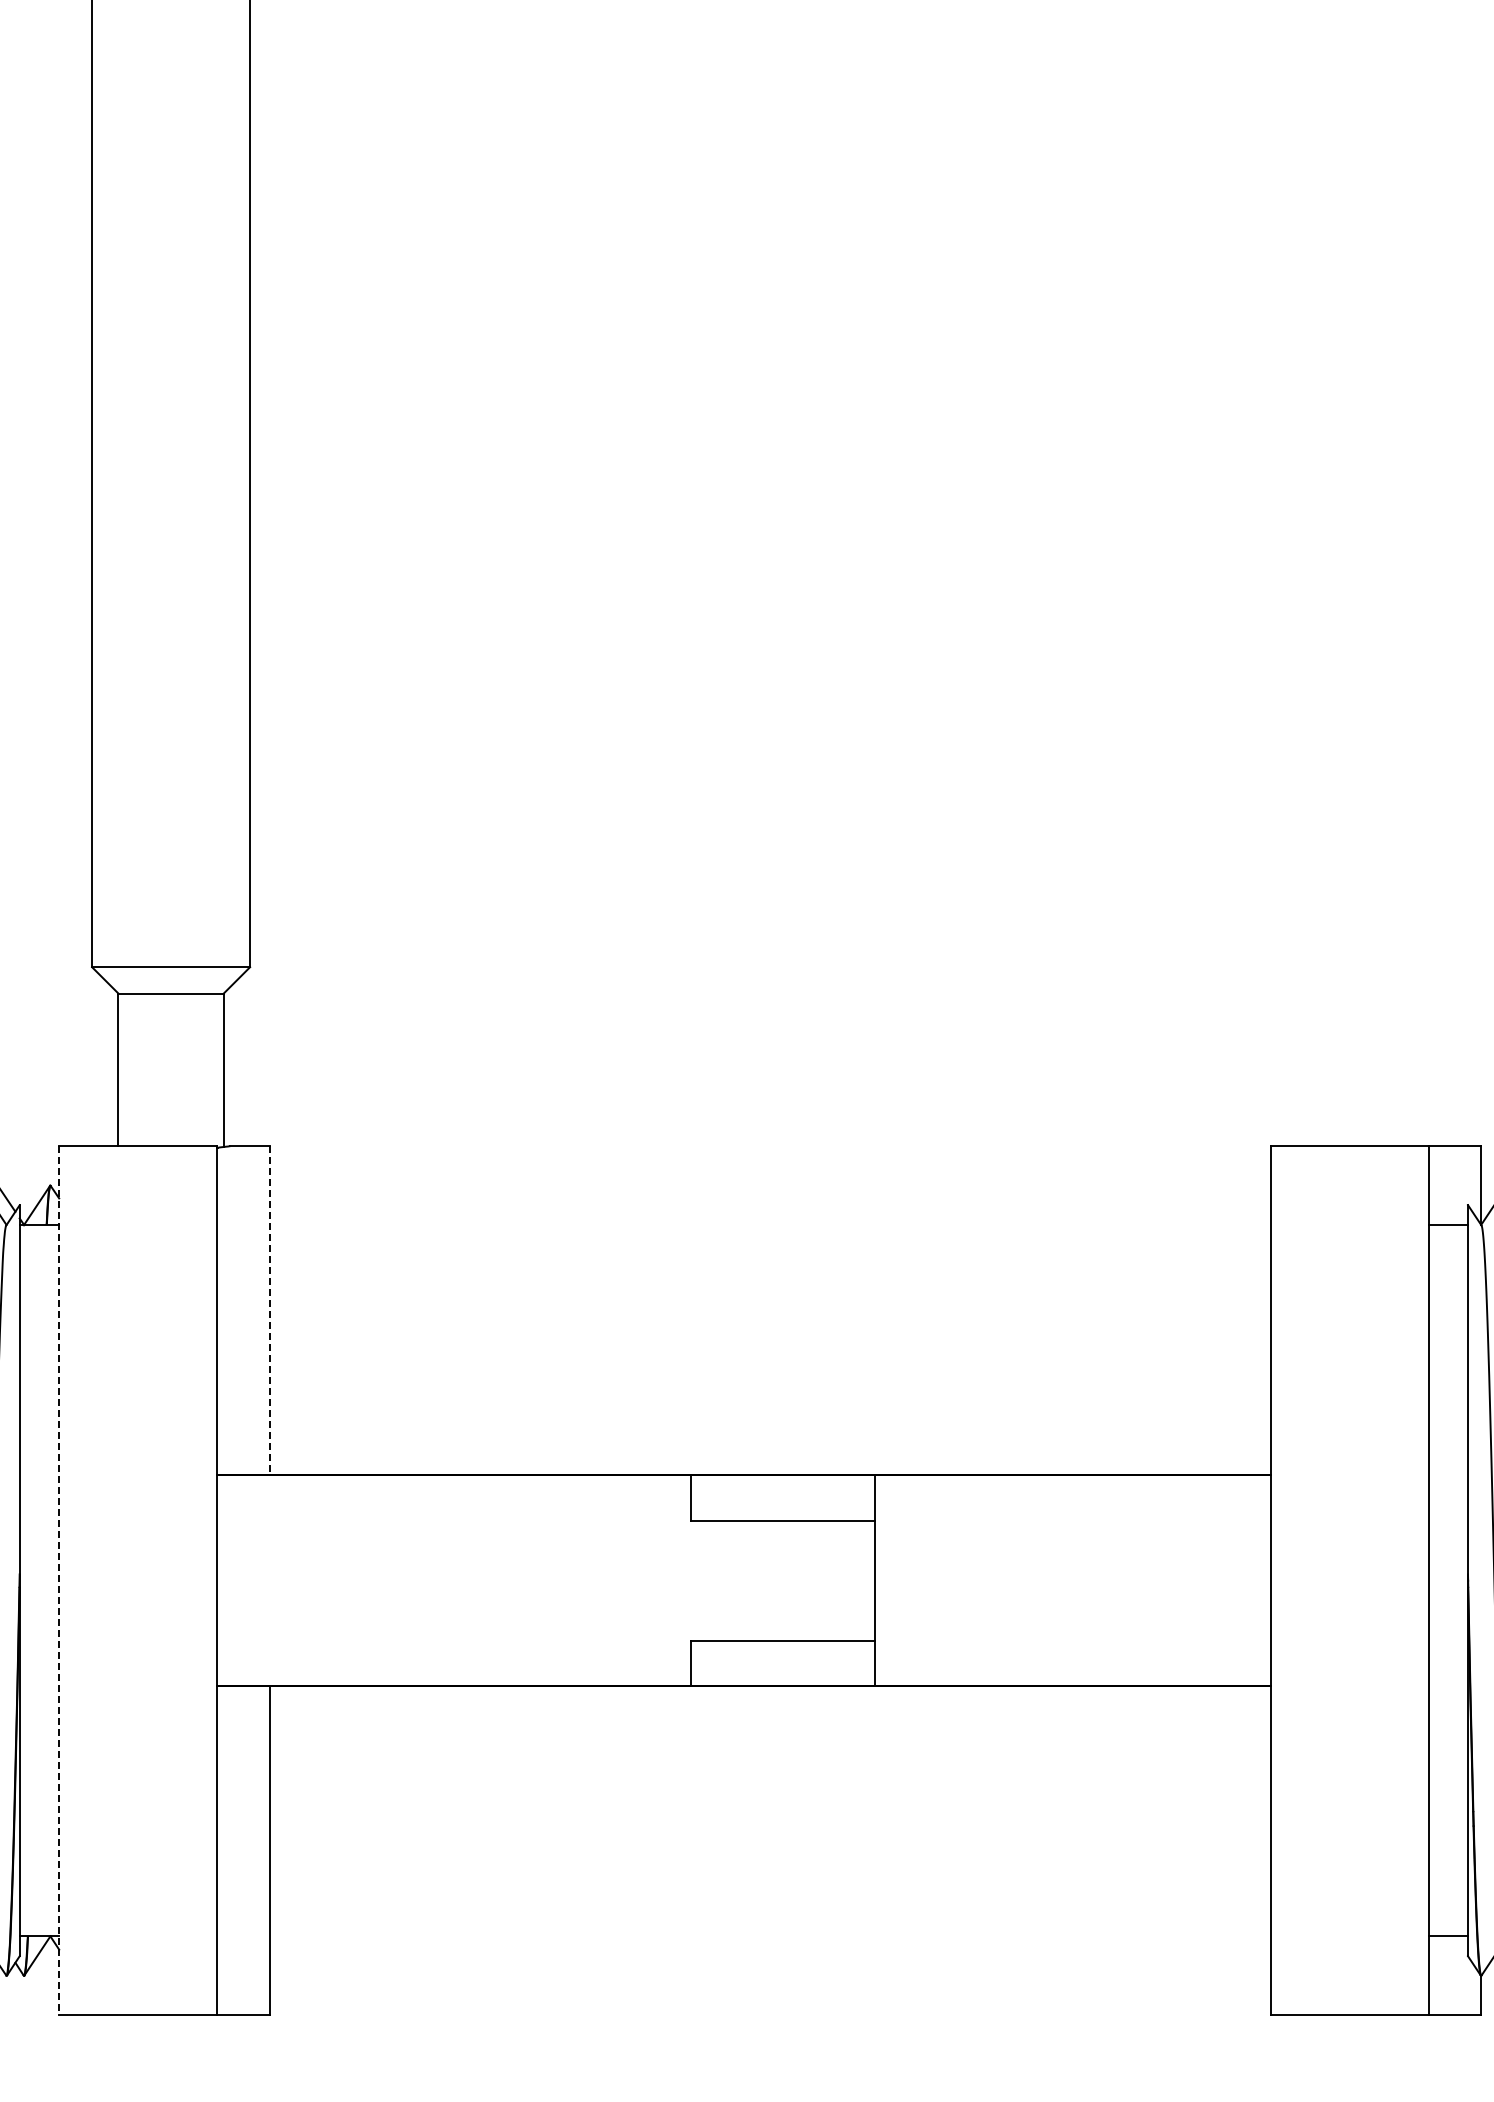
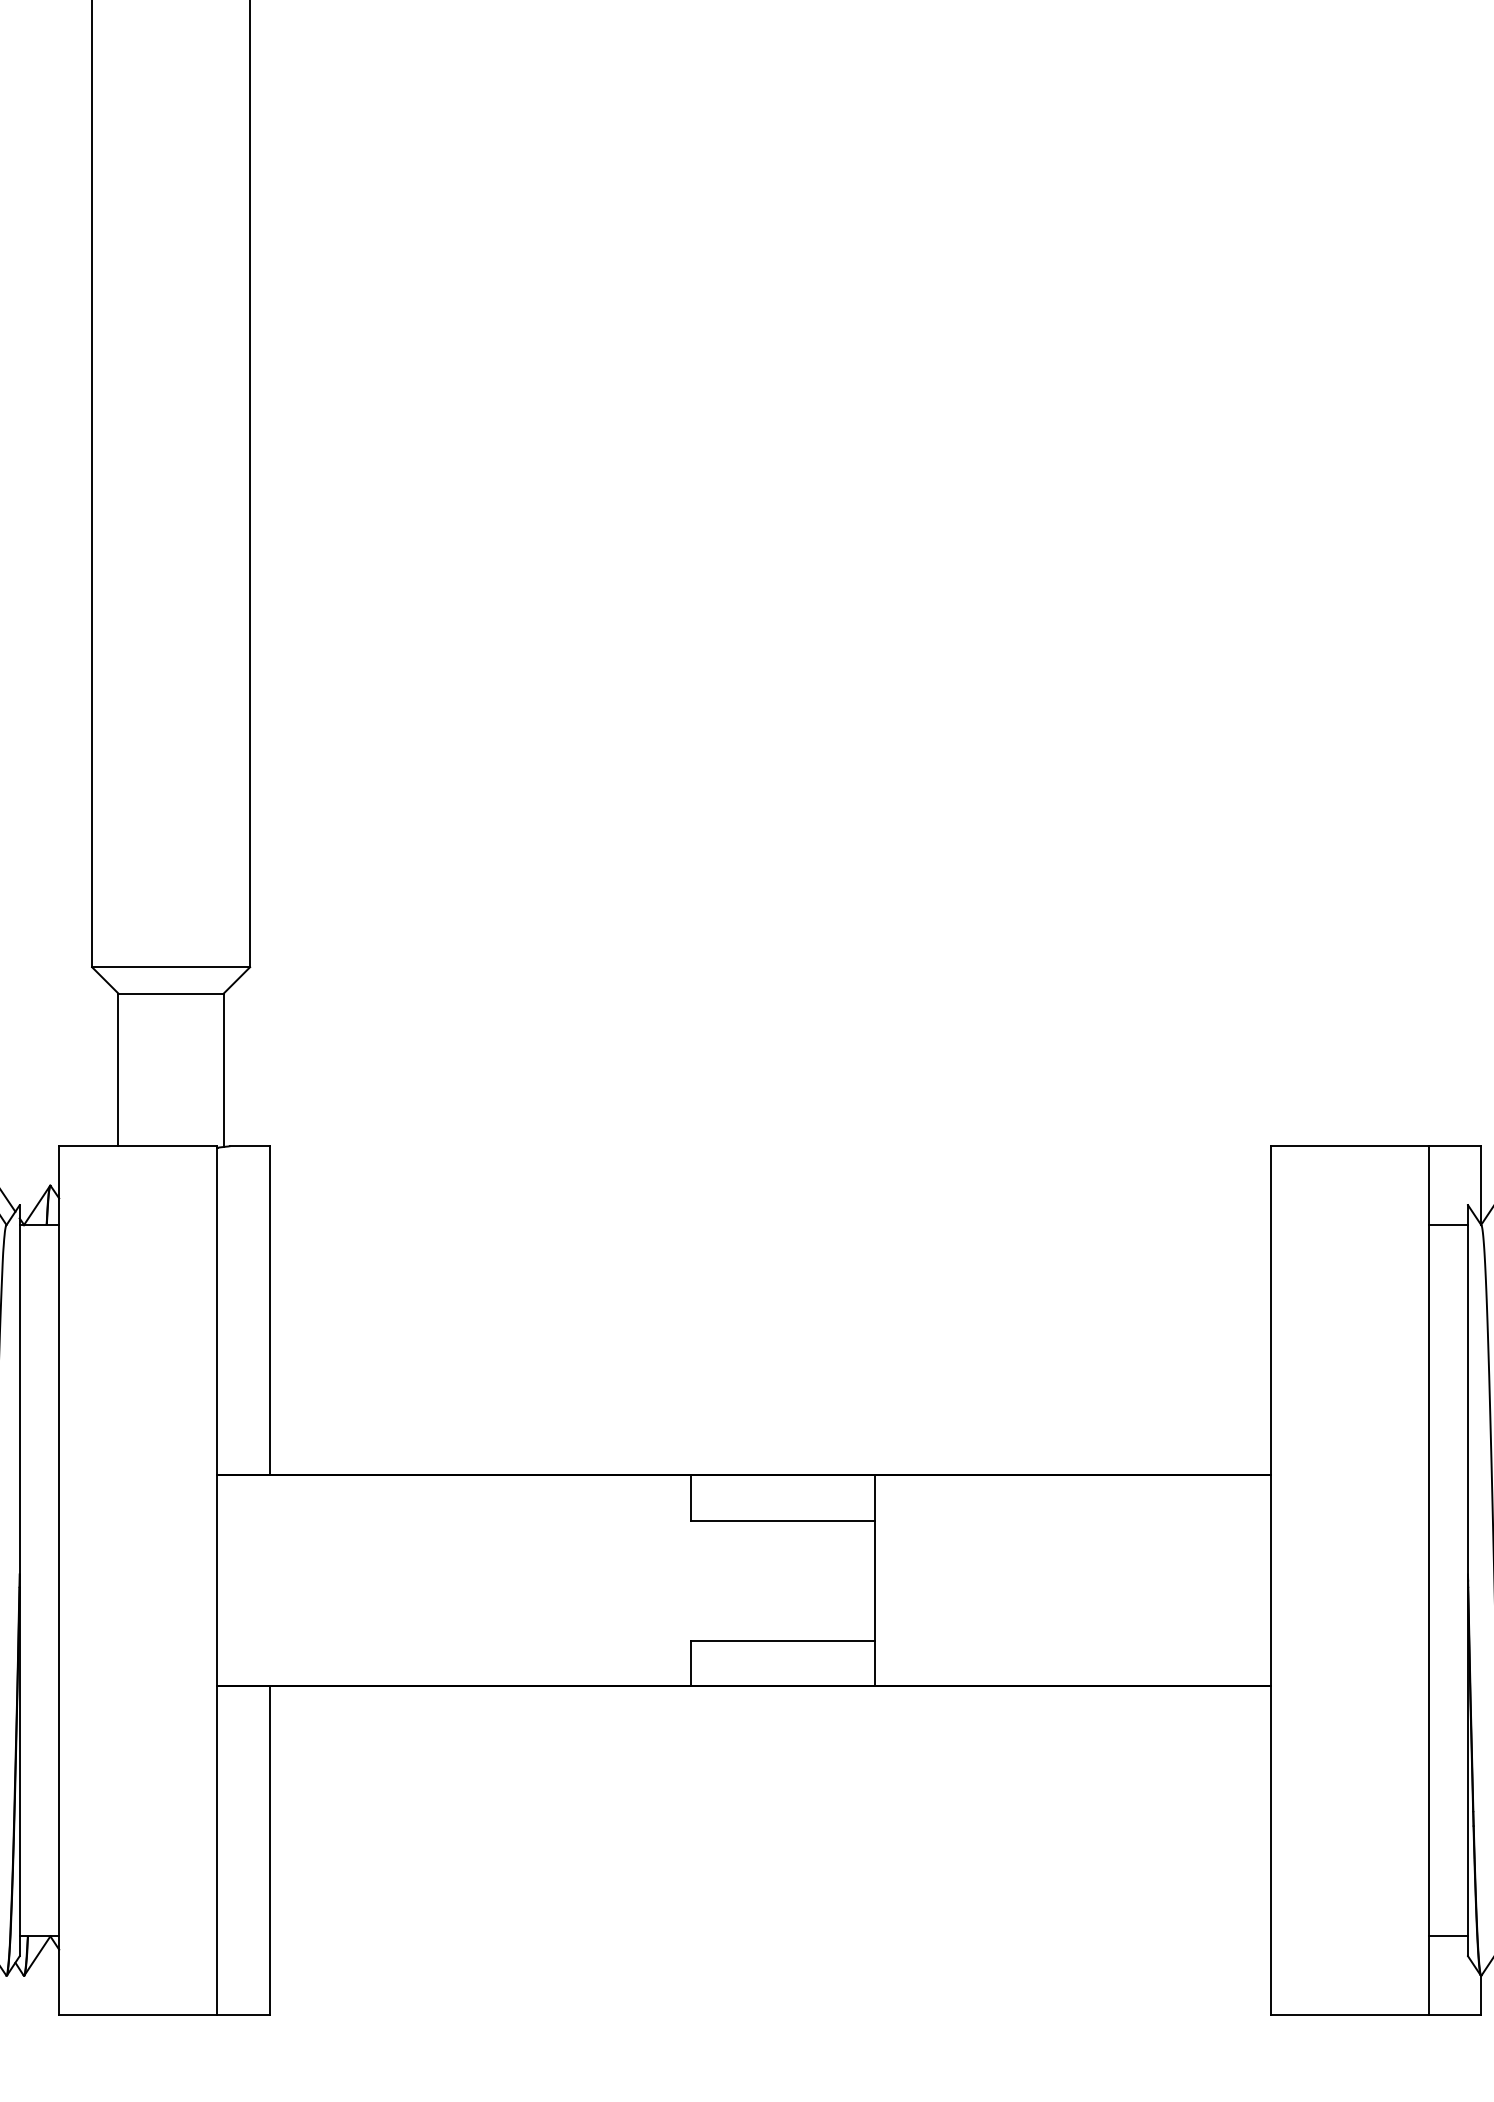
line: dashed -> solid (269, 1310)
line: dashed -> solid (59, 1581)
